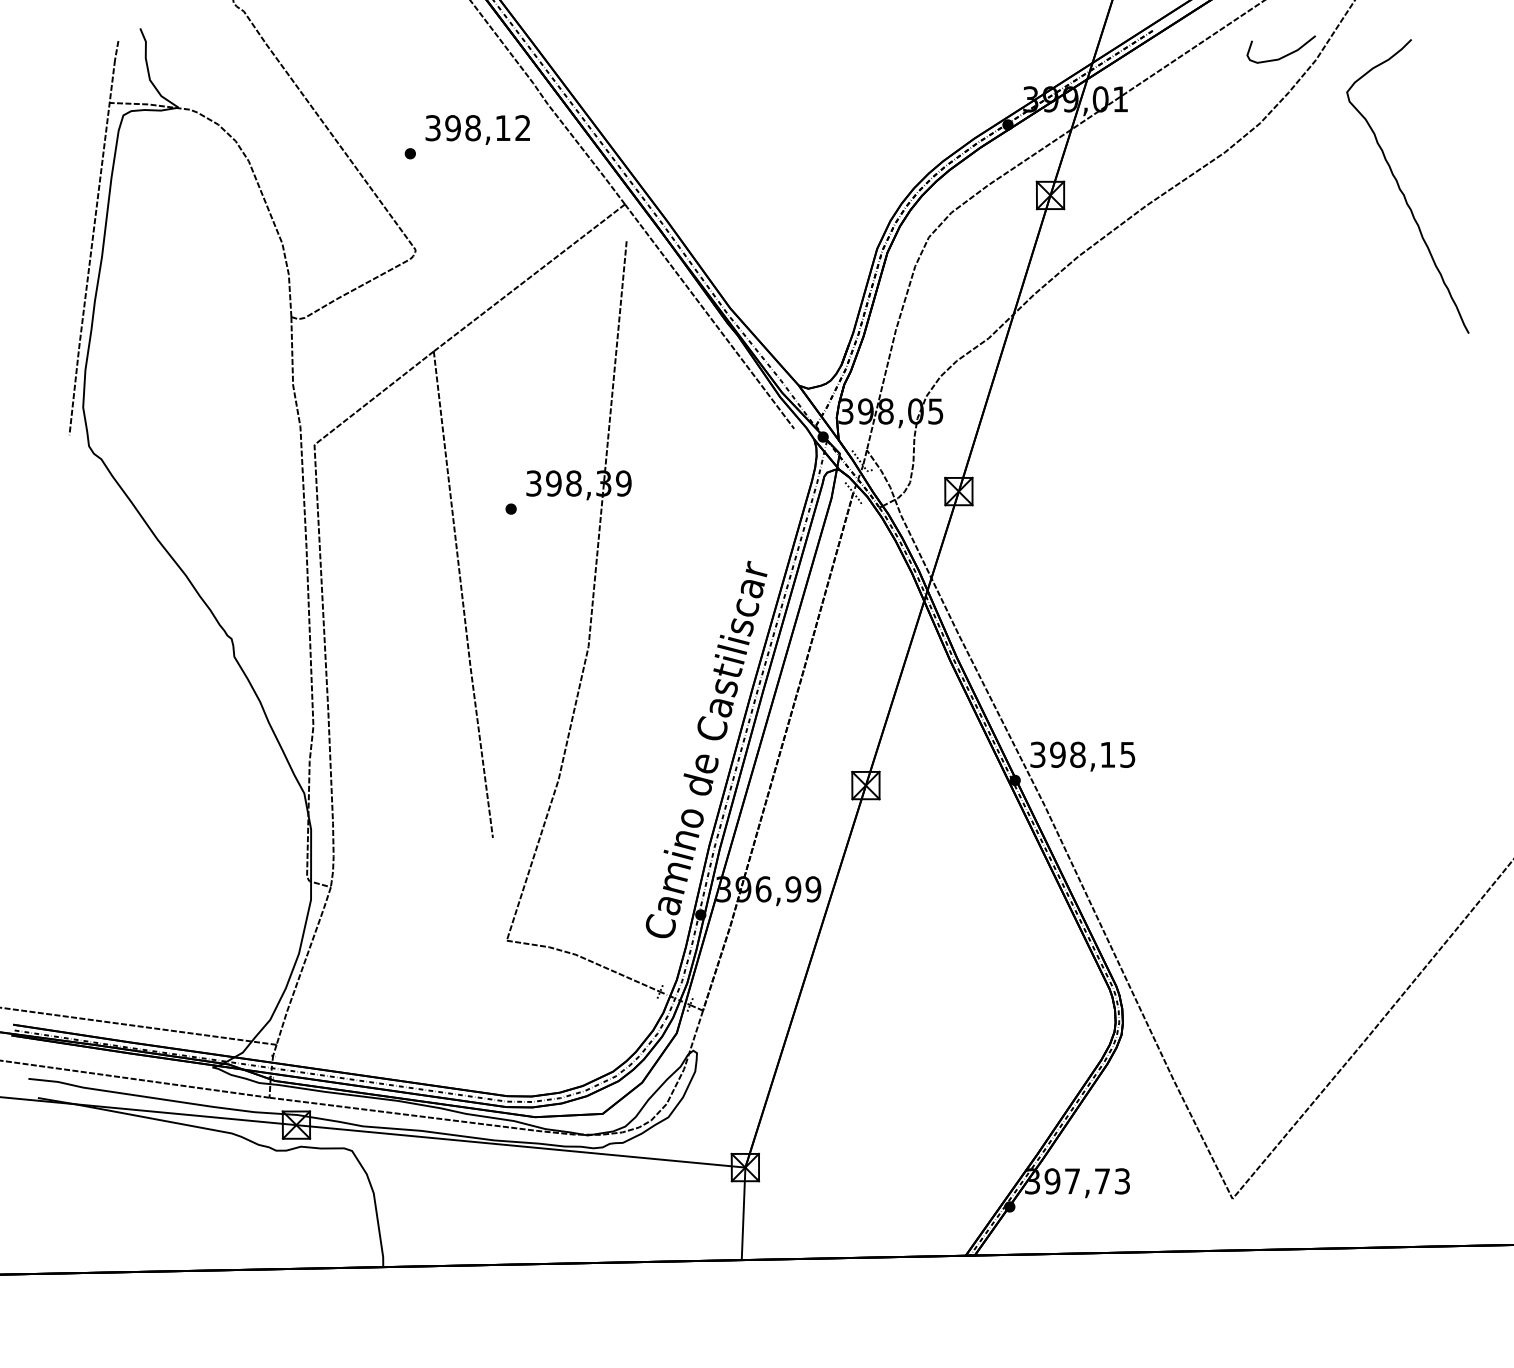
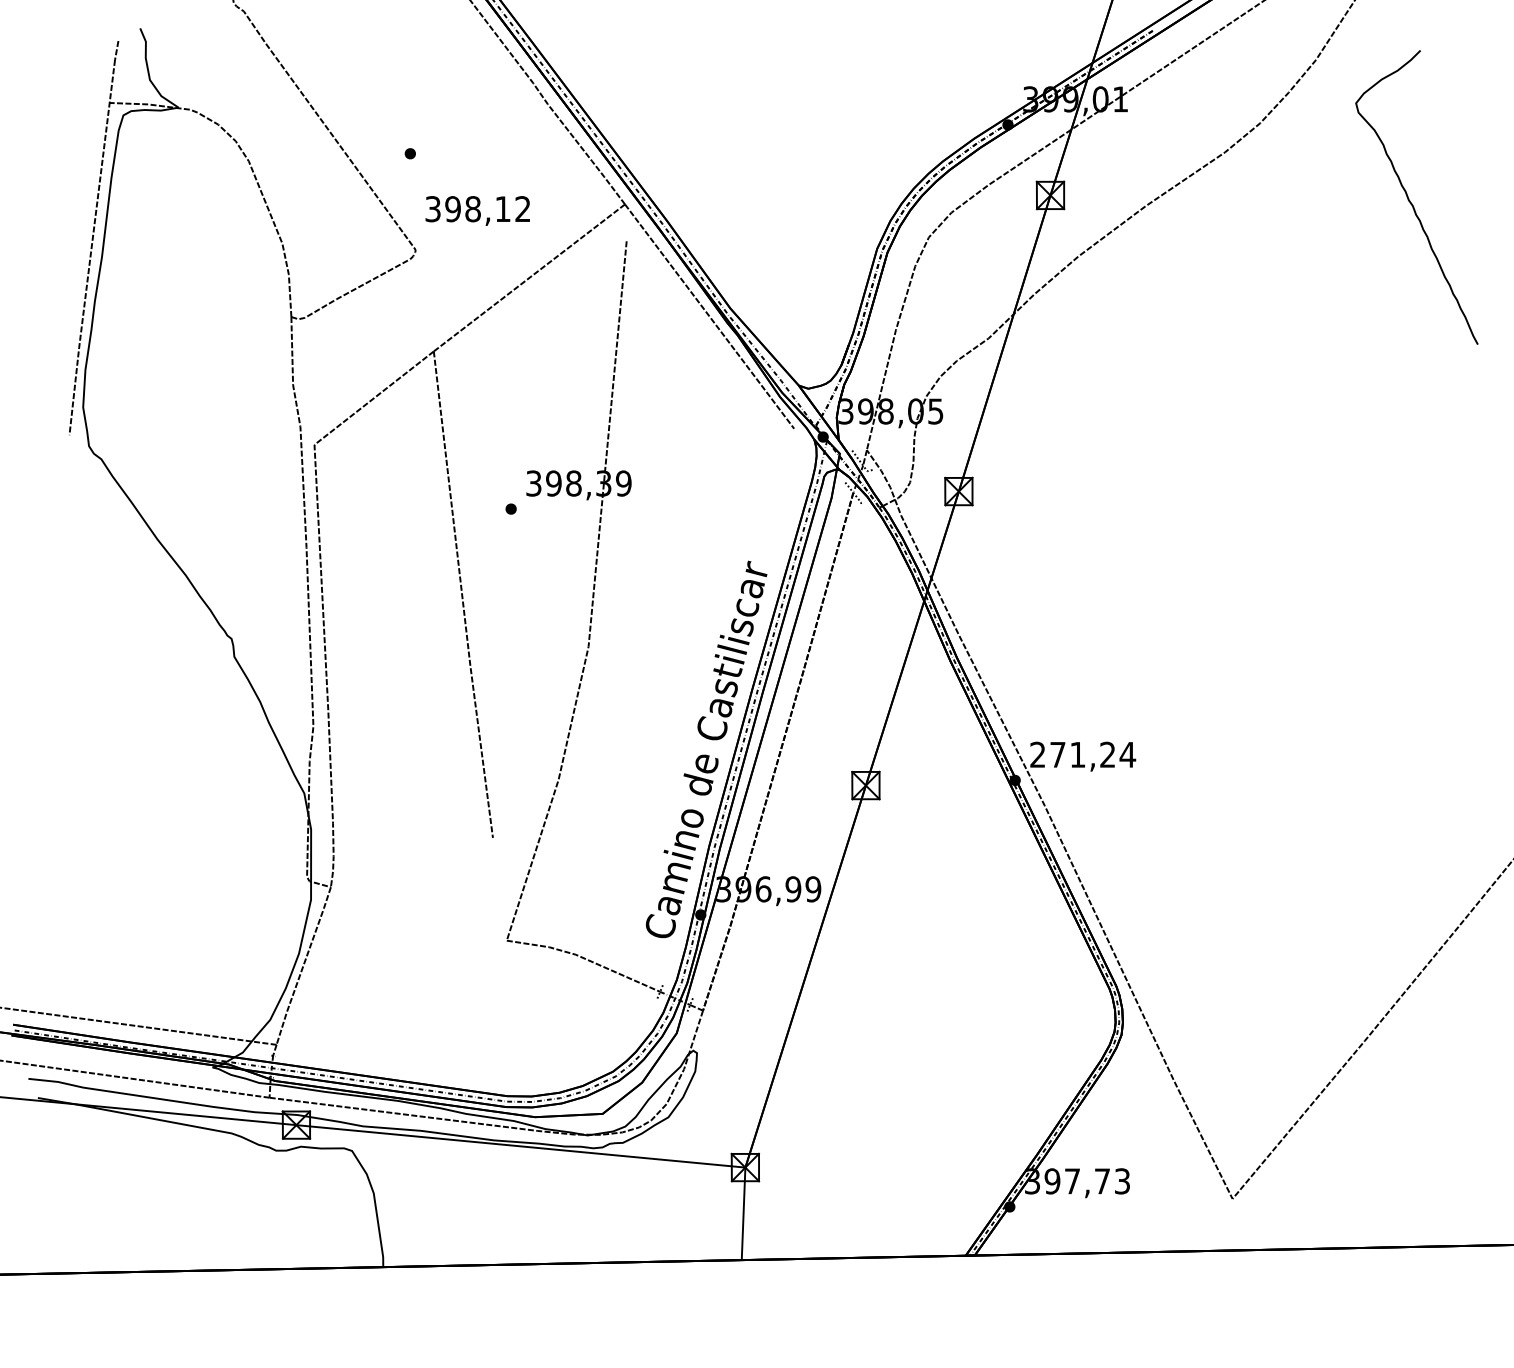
curve: present -> none (1284, 55)
text position: (477, 129) -> (477, 210) (477, 210)
curve position: (1401, 189) -> (1410, 200) (1410, 200)
text: 398,15 -> 271,24 (1083, 754)
